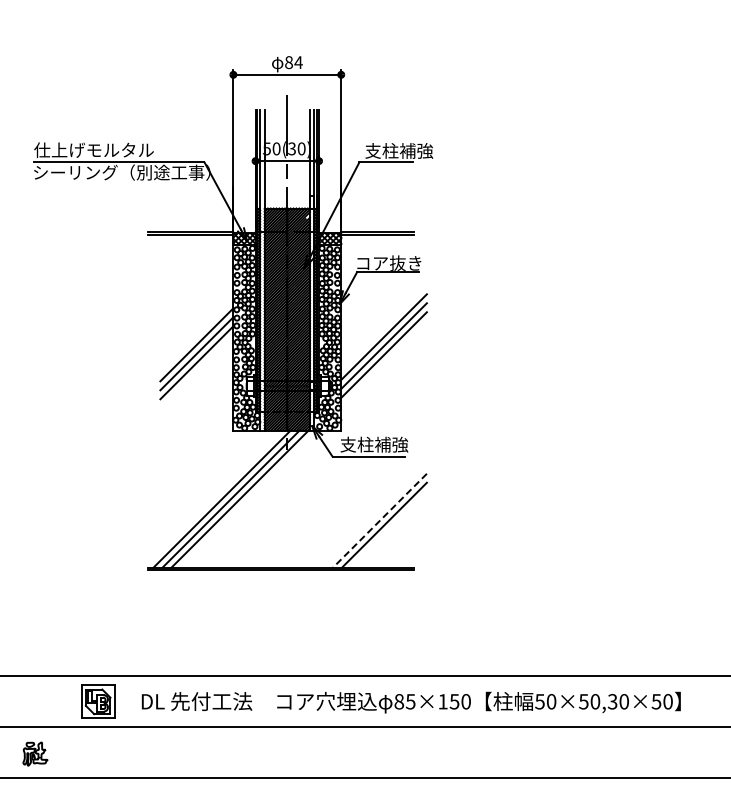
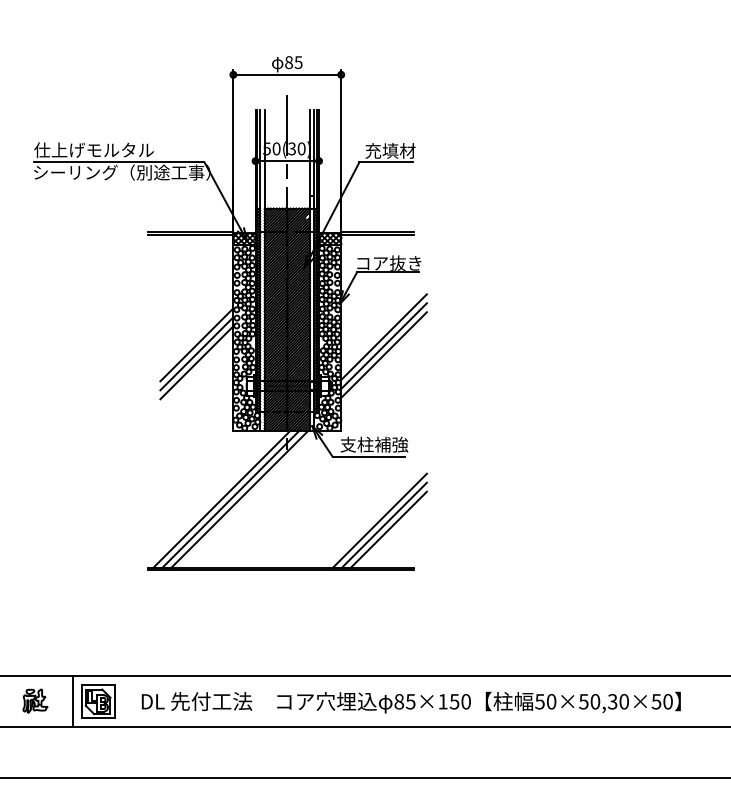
text: 84 -> 85 (298, 62)
text: 支柱補強 -> 充填材 (399, 150)
line: dashed -> solid (379, 521)
line: none -> present (388, 529)
line: none -> present (72, 701)
part position: (35, 753) -> (35, 700) (35, 700)
